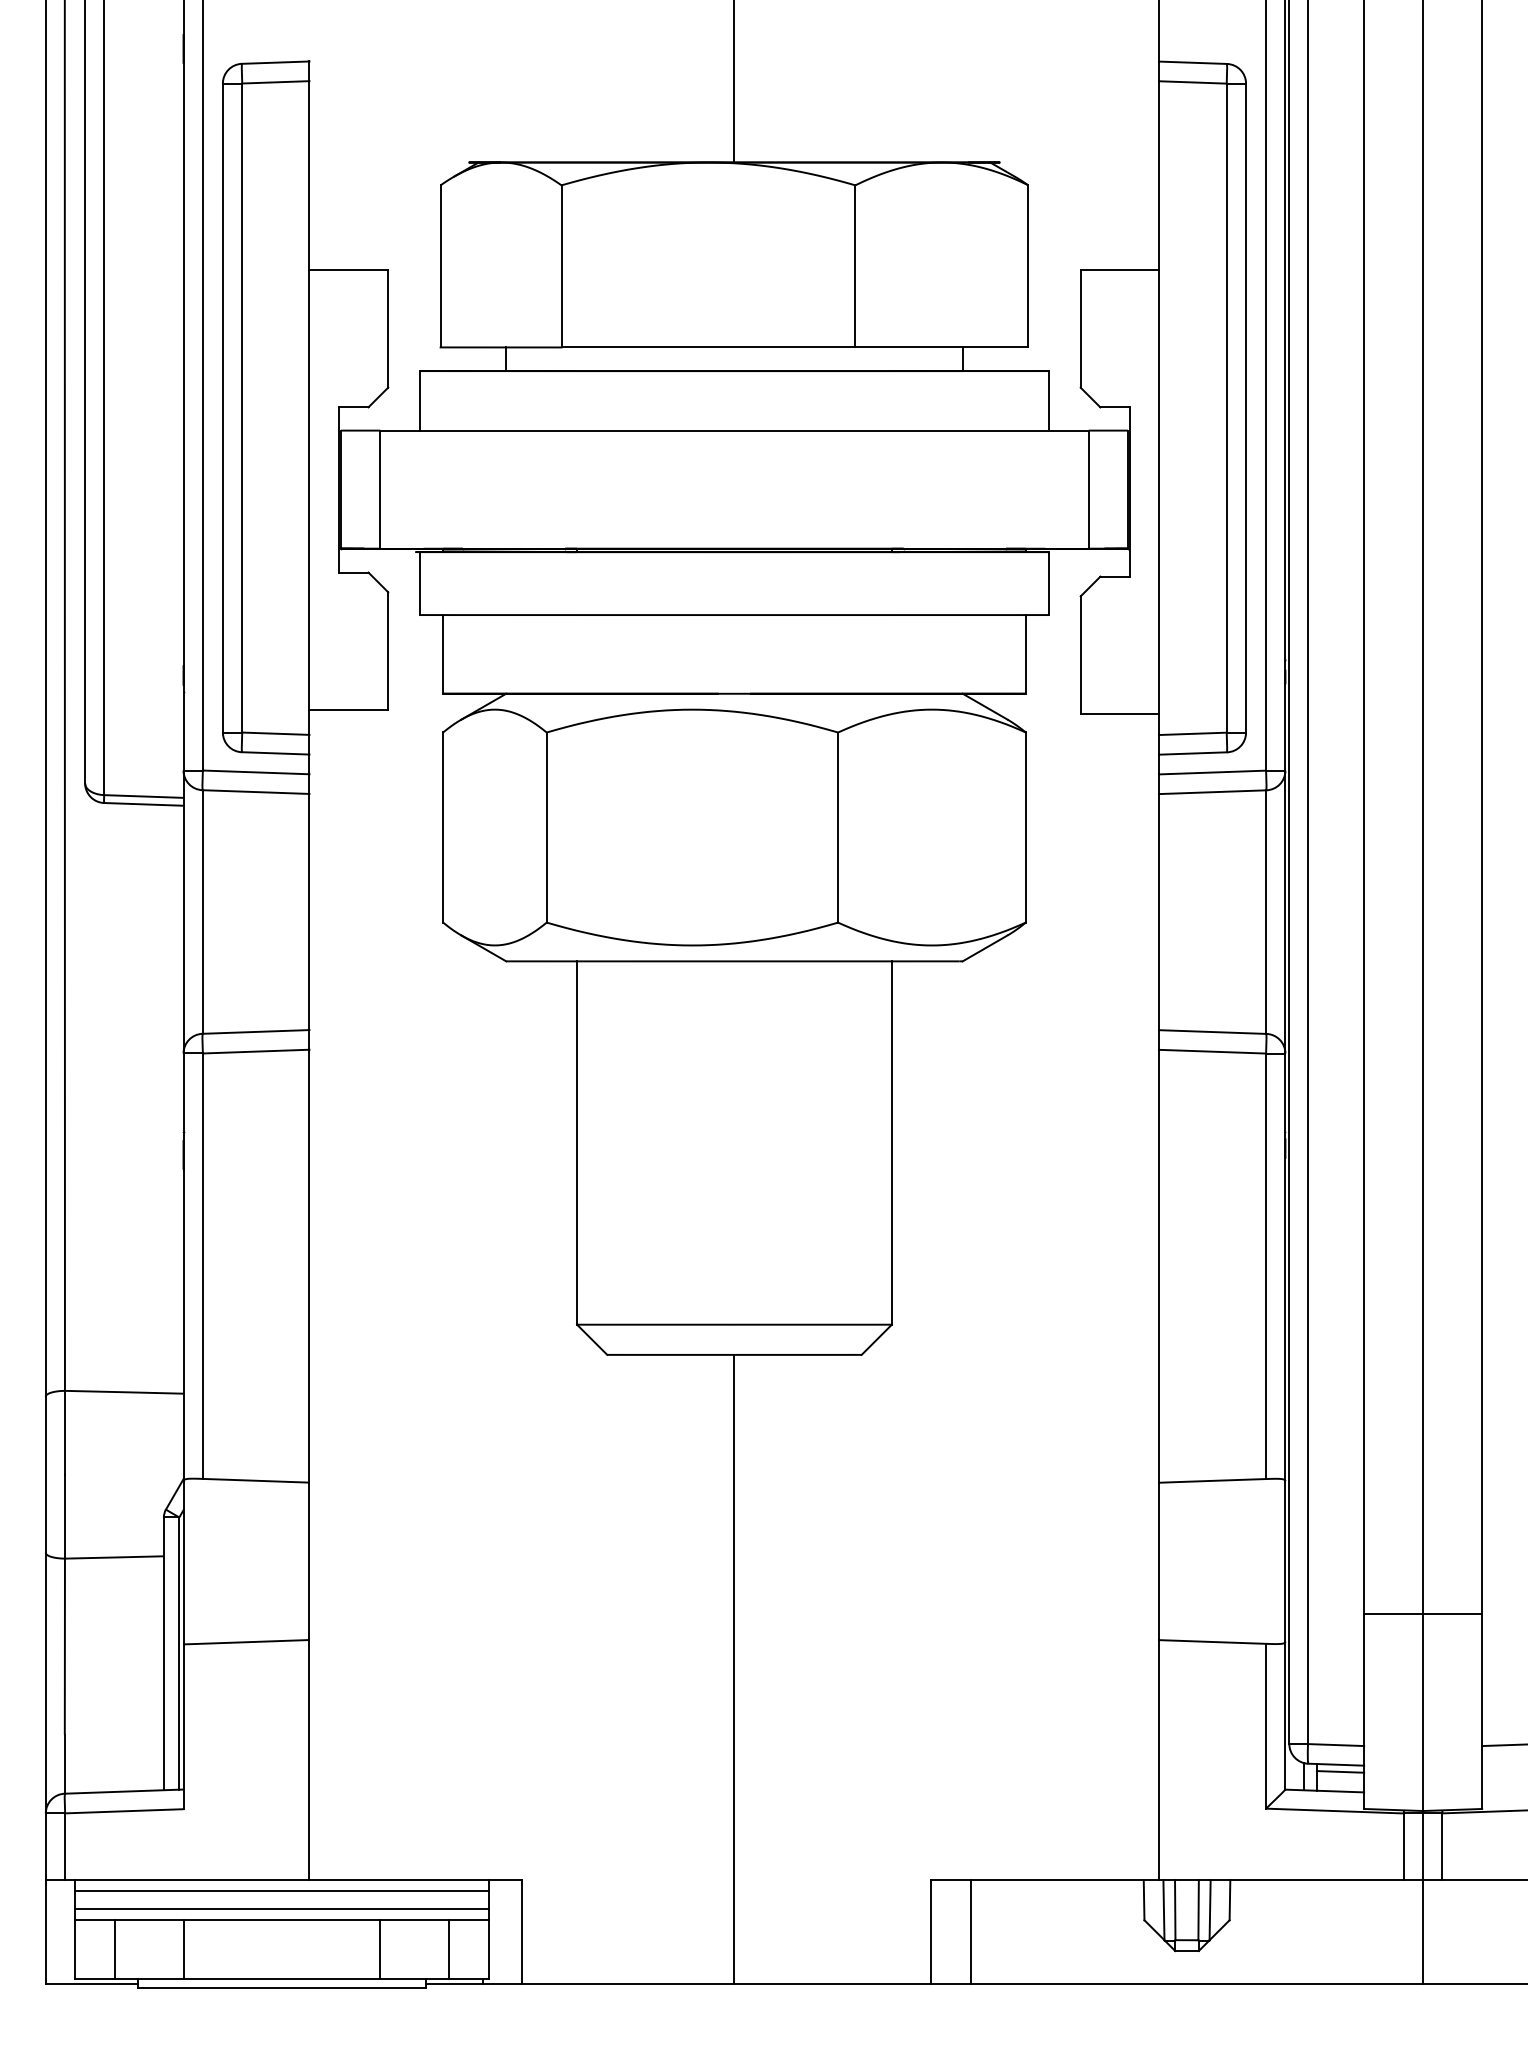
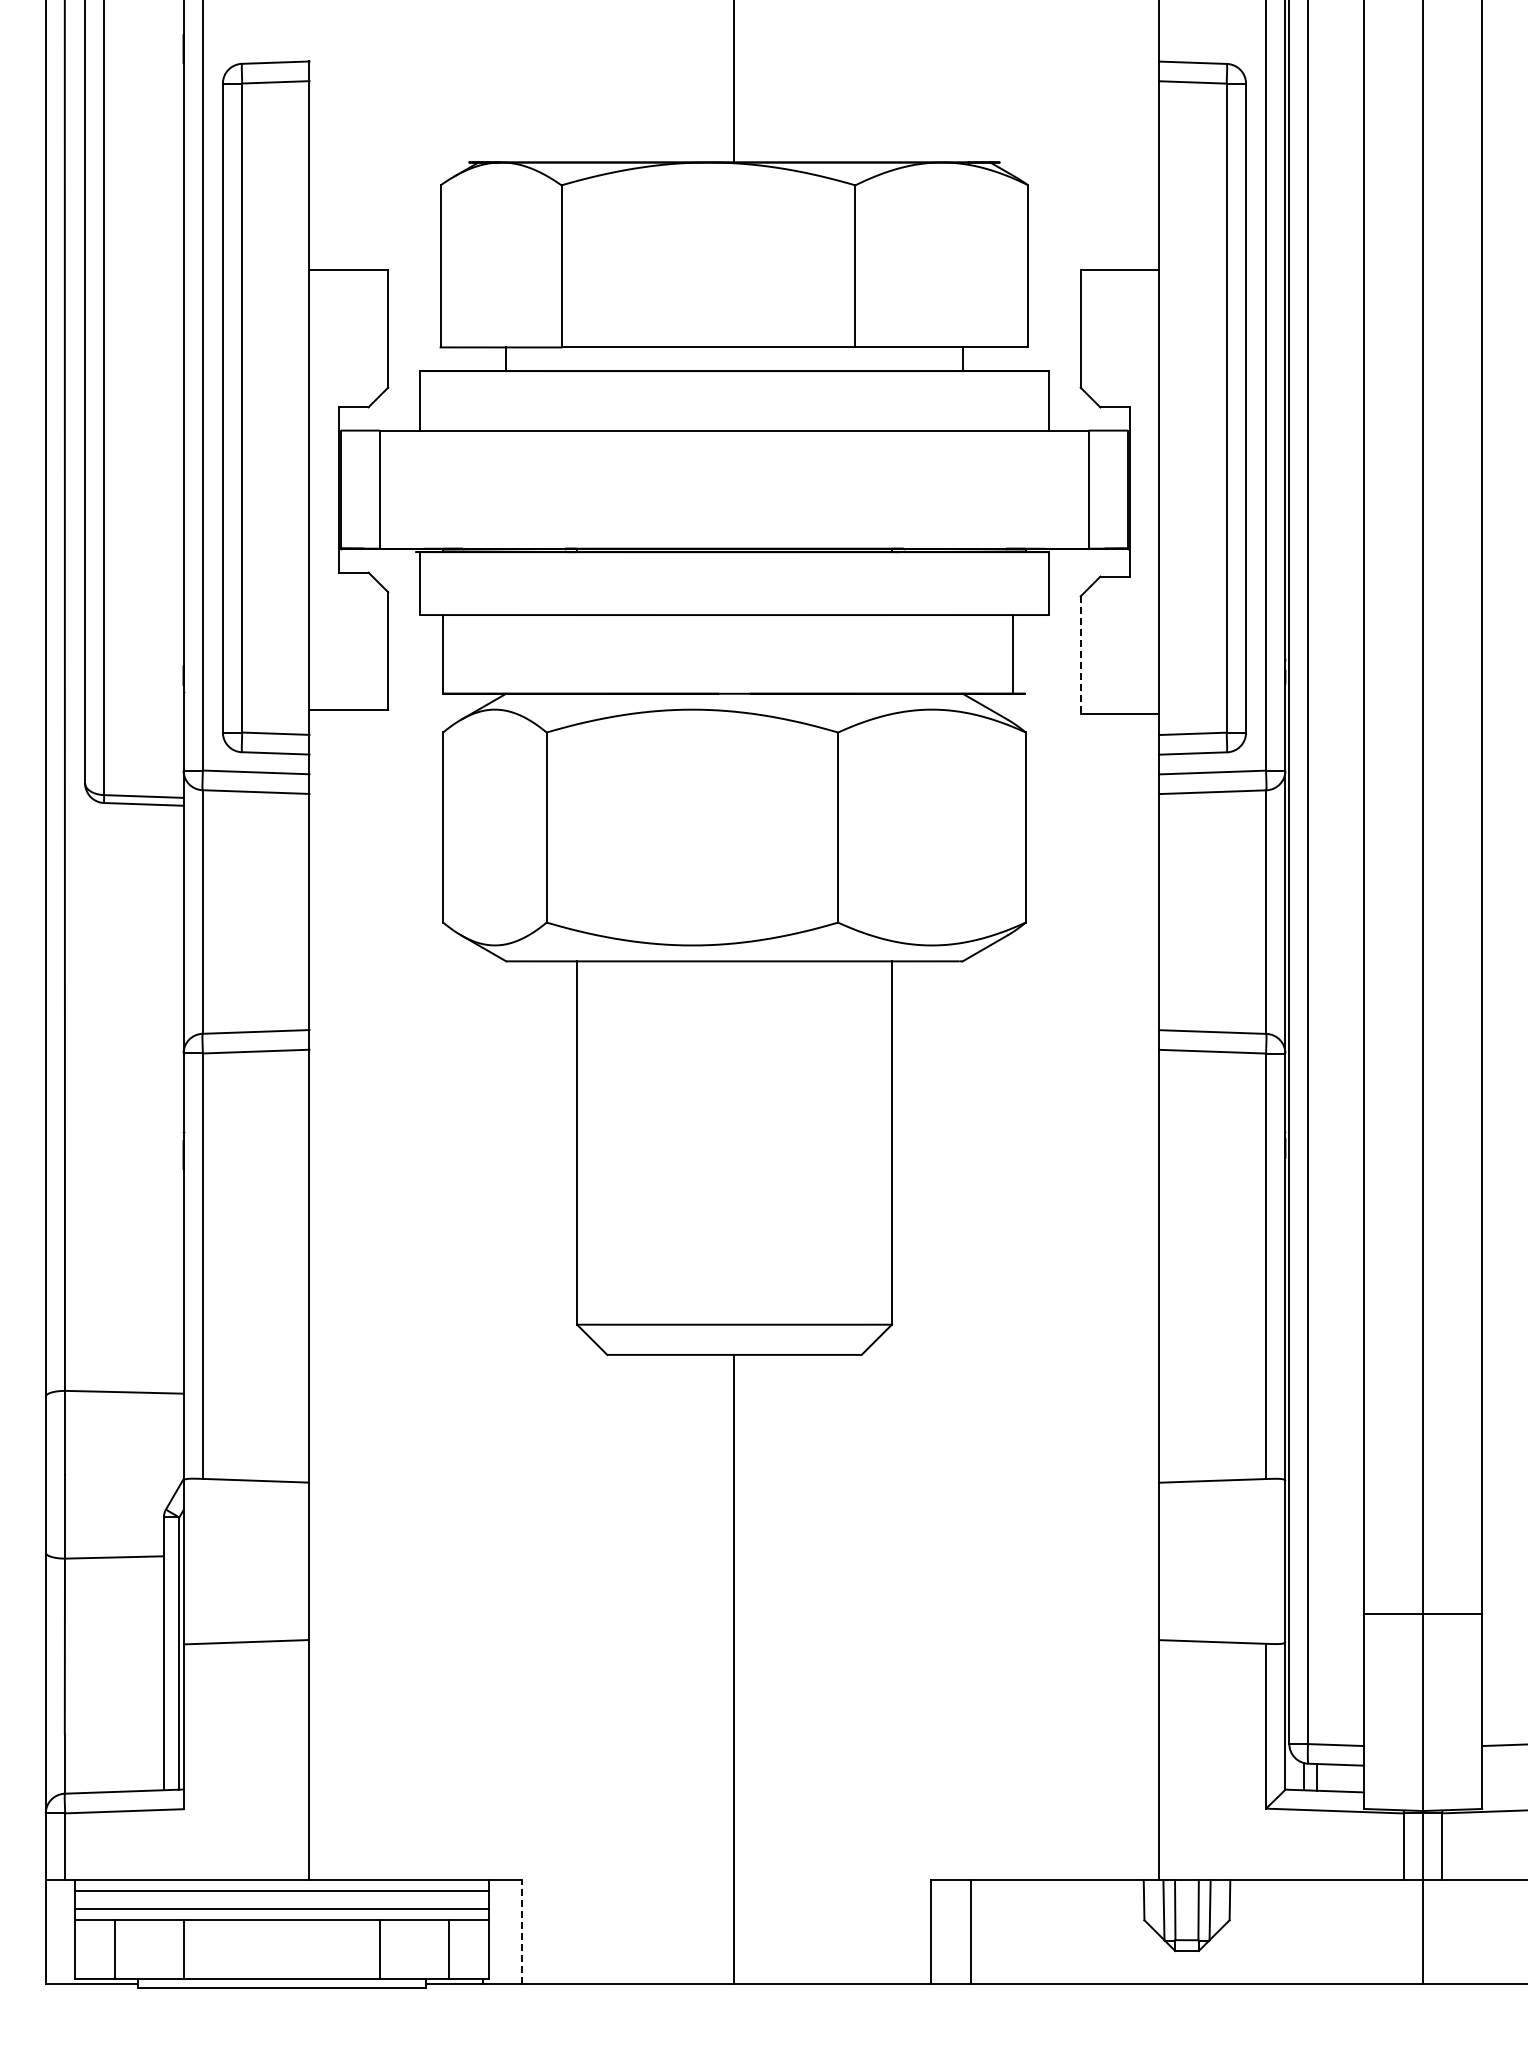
line position: (1025, 654) -> (1012, 654) (1012, 654)
line: solid -> dashed (1080, 655)
line: present -> none (1340, 1771)
line: solid -> dashed (521, 1931)
